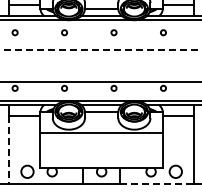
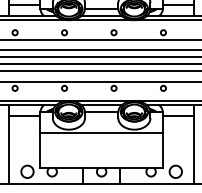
line: none -> present (100, 39)
line: dashed -> solid (100, 50)
line: none -> present (100, 57)
line: none -> present (100, 63)
line: none -> present (100, 71)
line: dashed -> solid (8, 150)
line: dashed -> solid (157, 184)
